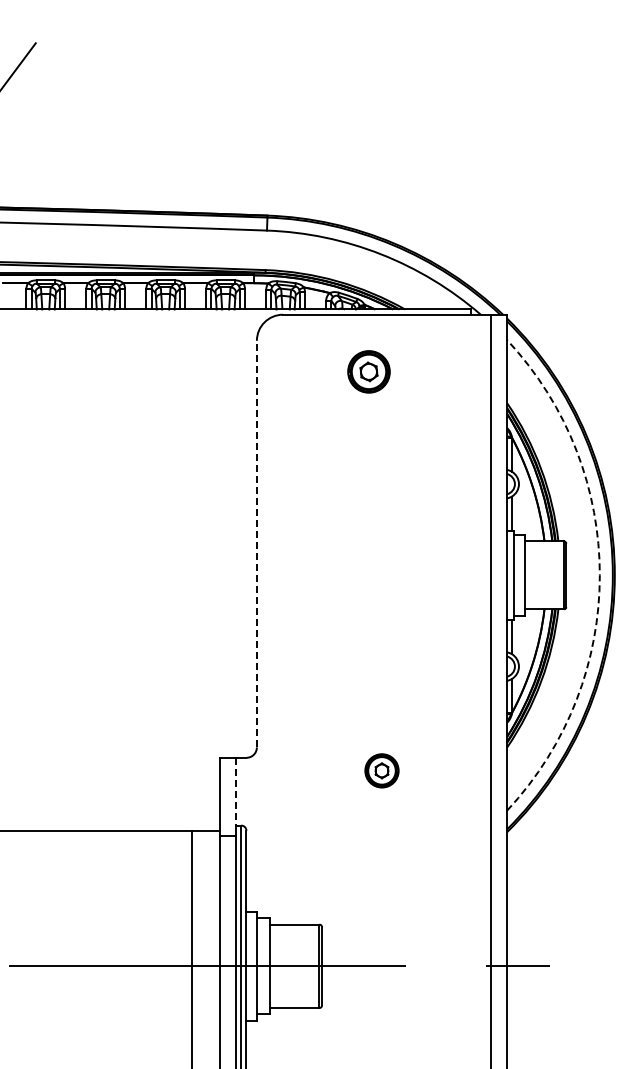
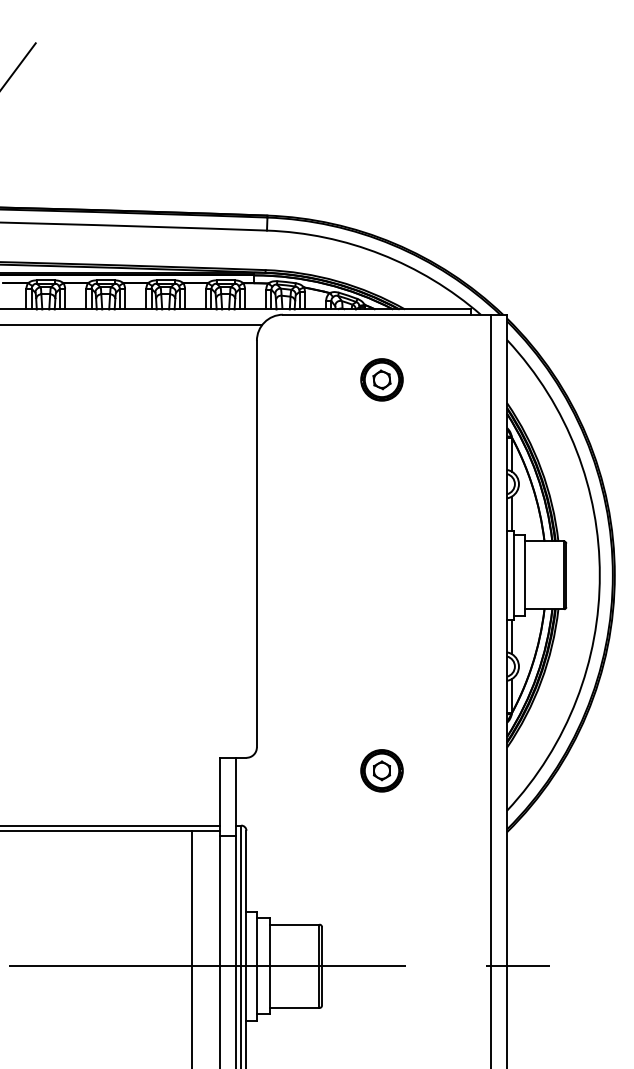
line: none -> present (132, 325)
part position: (368, 371) -> (381, 379) (381, 379)
line: dashed -> solid (256, 543)
arc: dashed -> solid (599, 575)
part size: 36x36 px -> 44x44 px (381, 770)
line: dashed -> solid (236, 791)
line: none -> present (111, 825)
